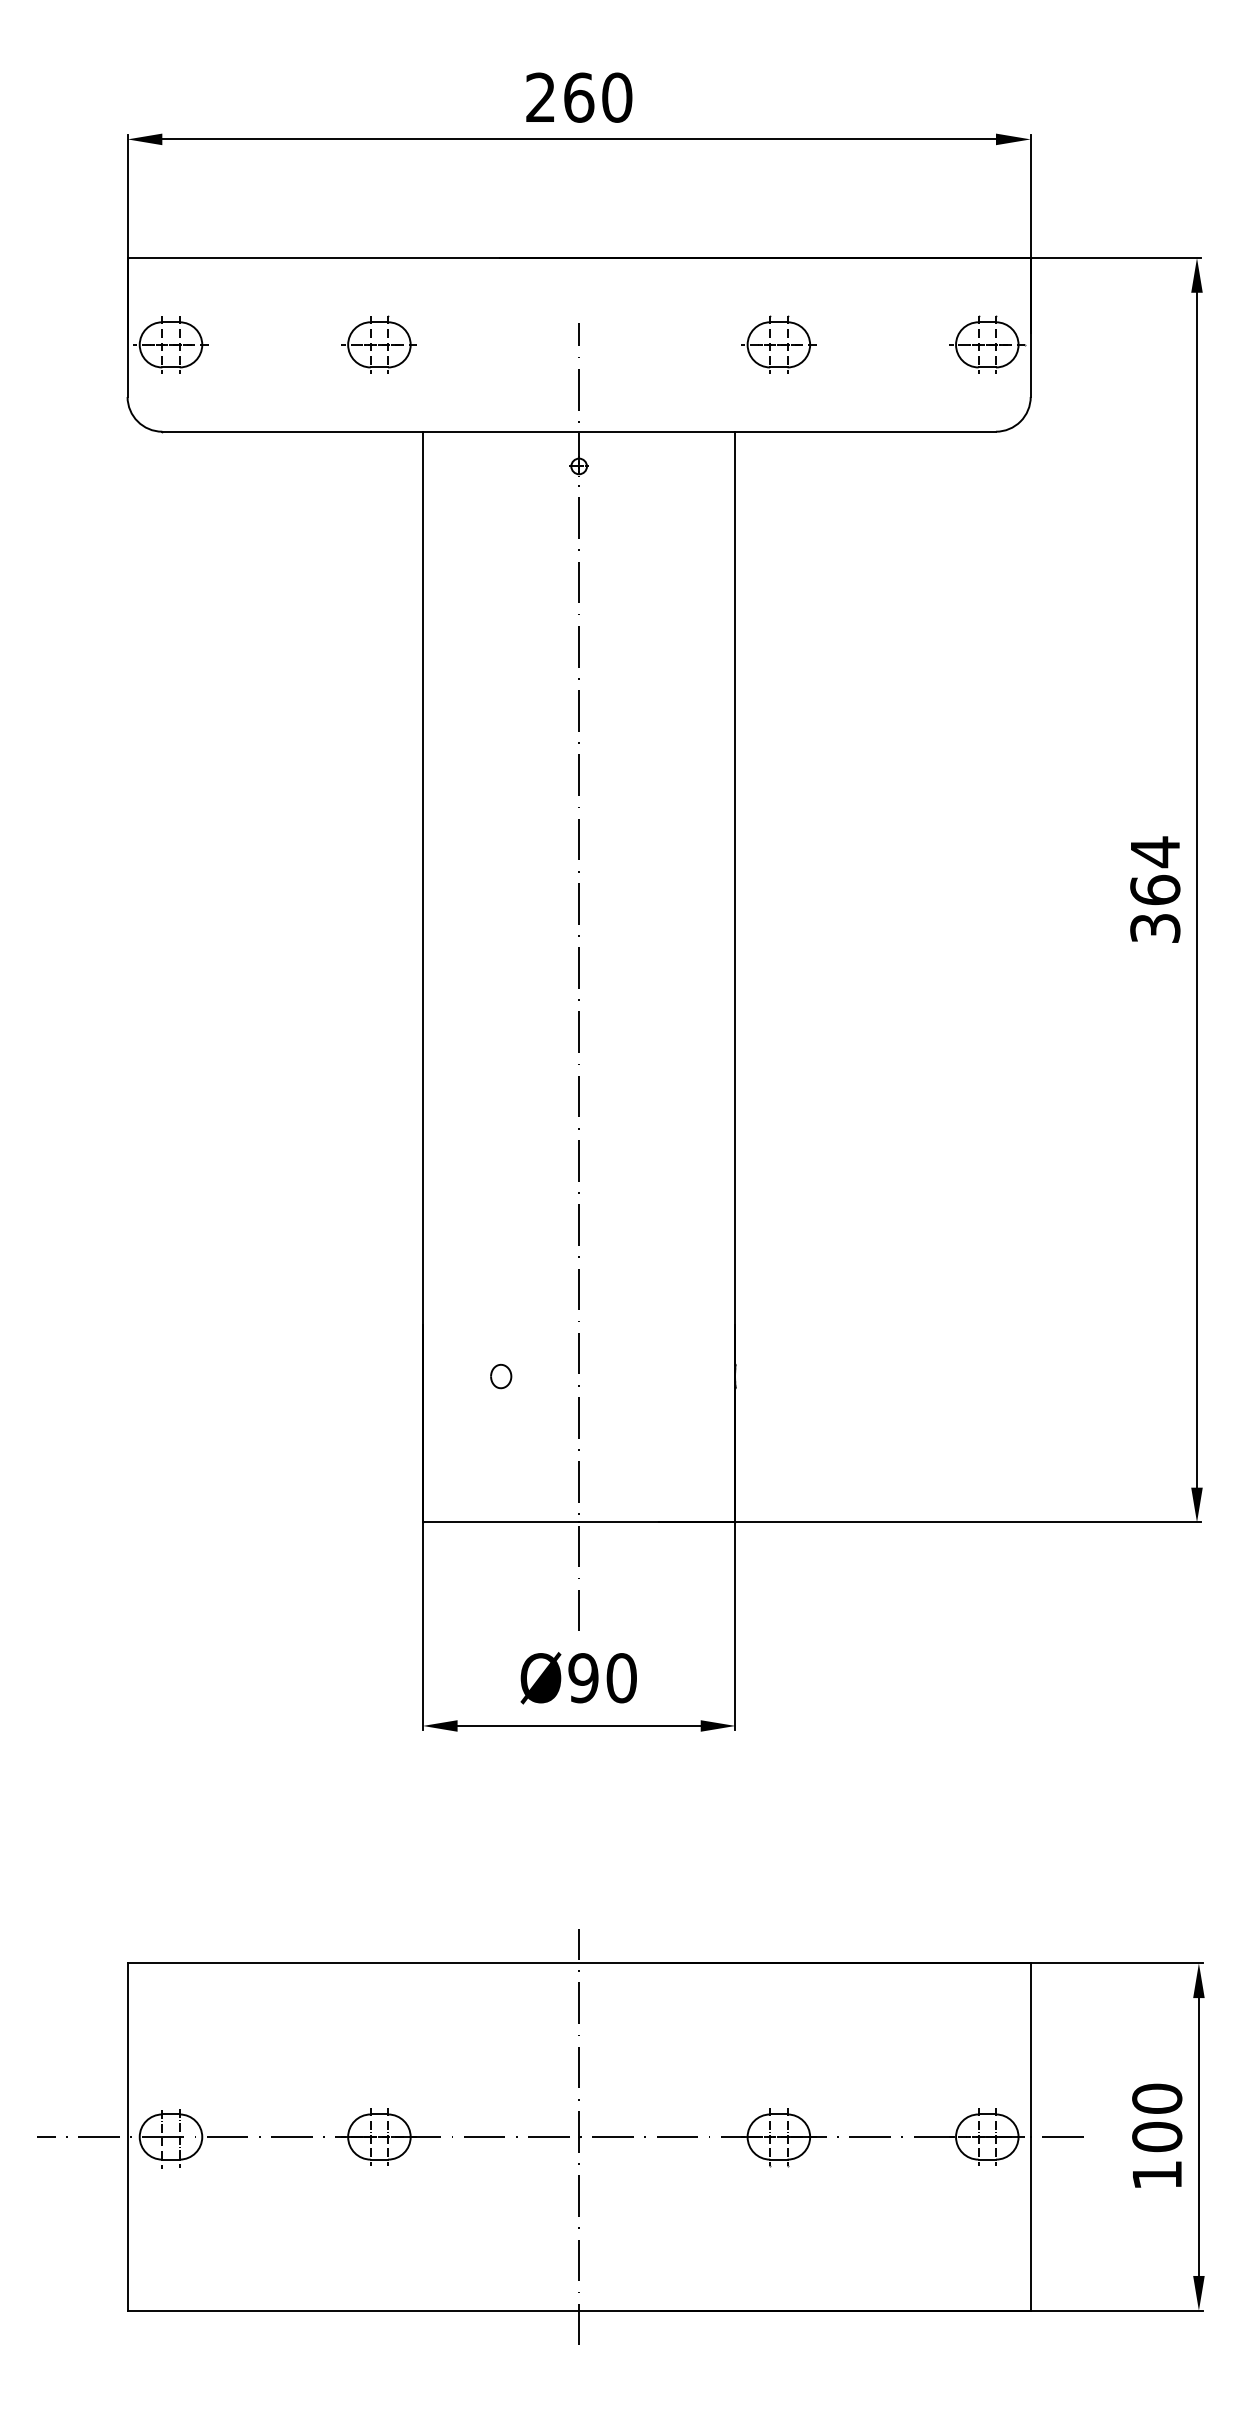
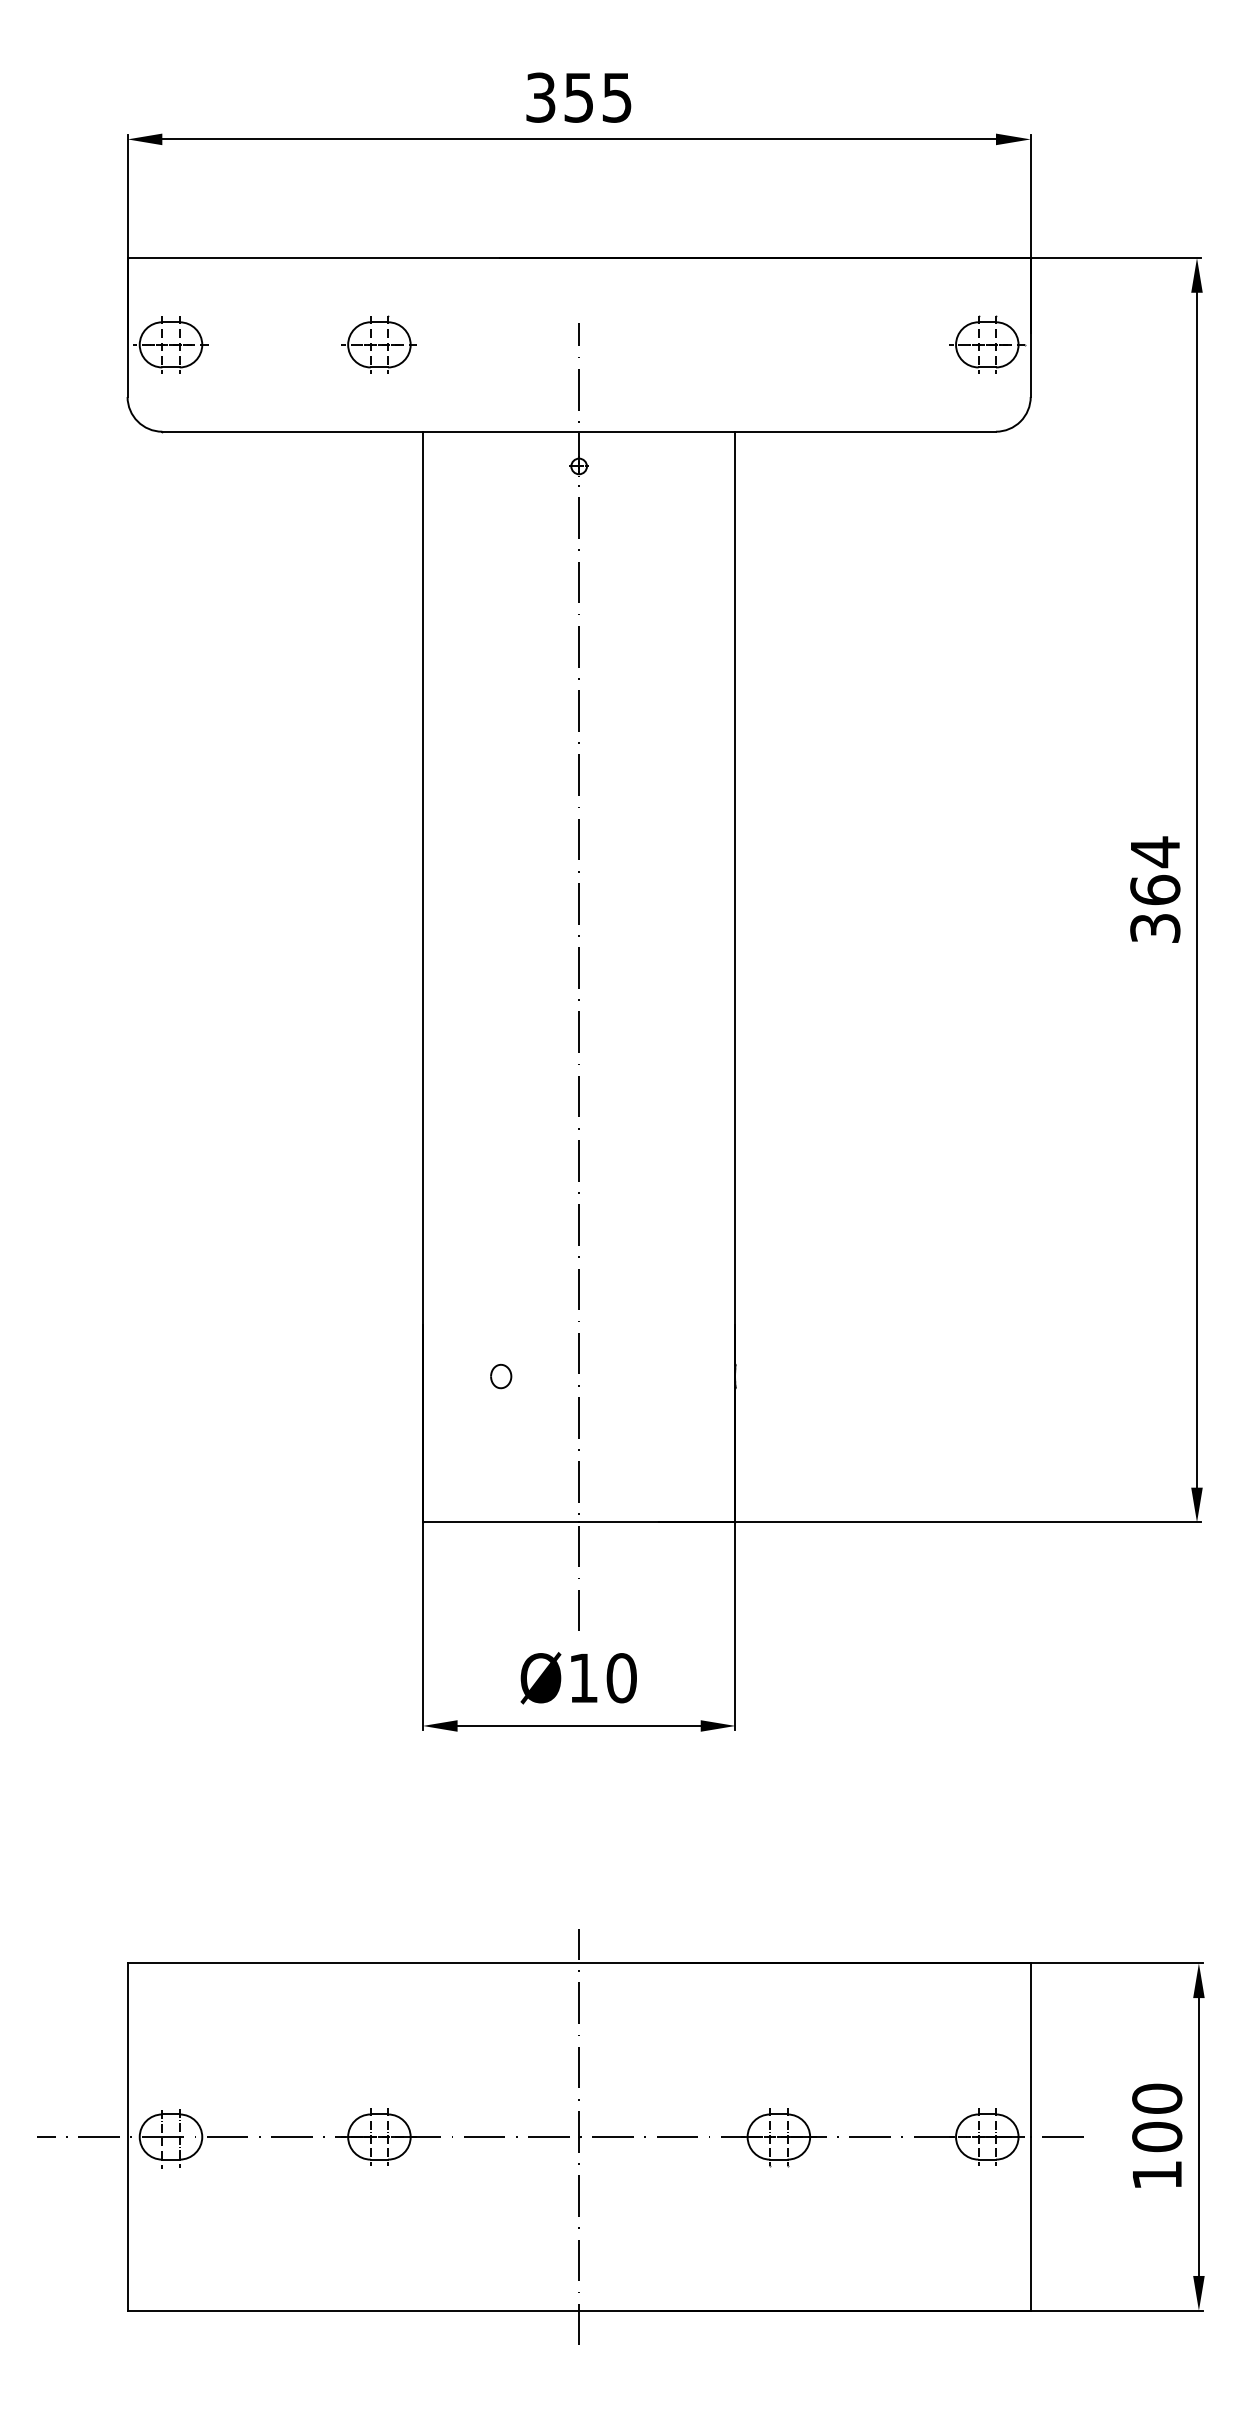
text: 260 -> 355 (579, 97)
part: present -> none (778, 344)
text: Ø90 -> Ø10 (583, 1678)
